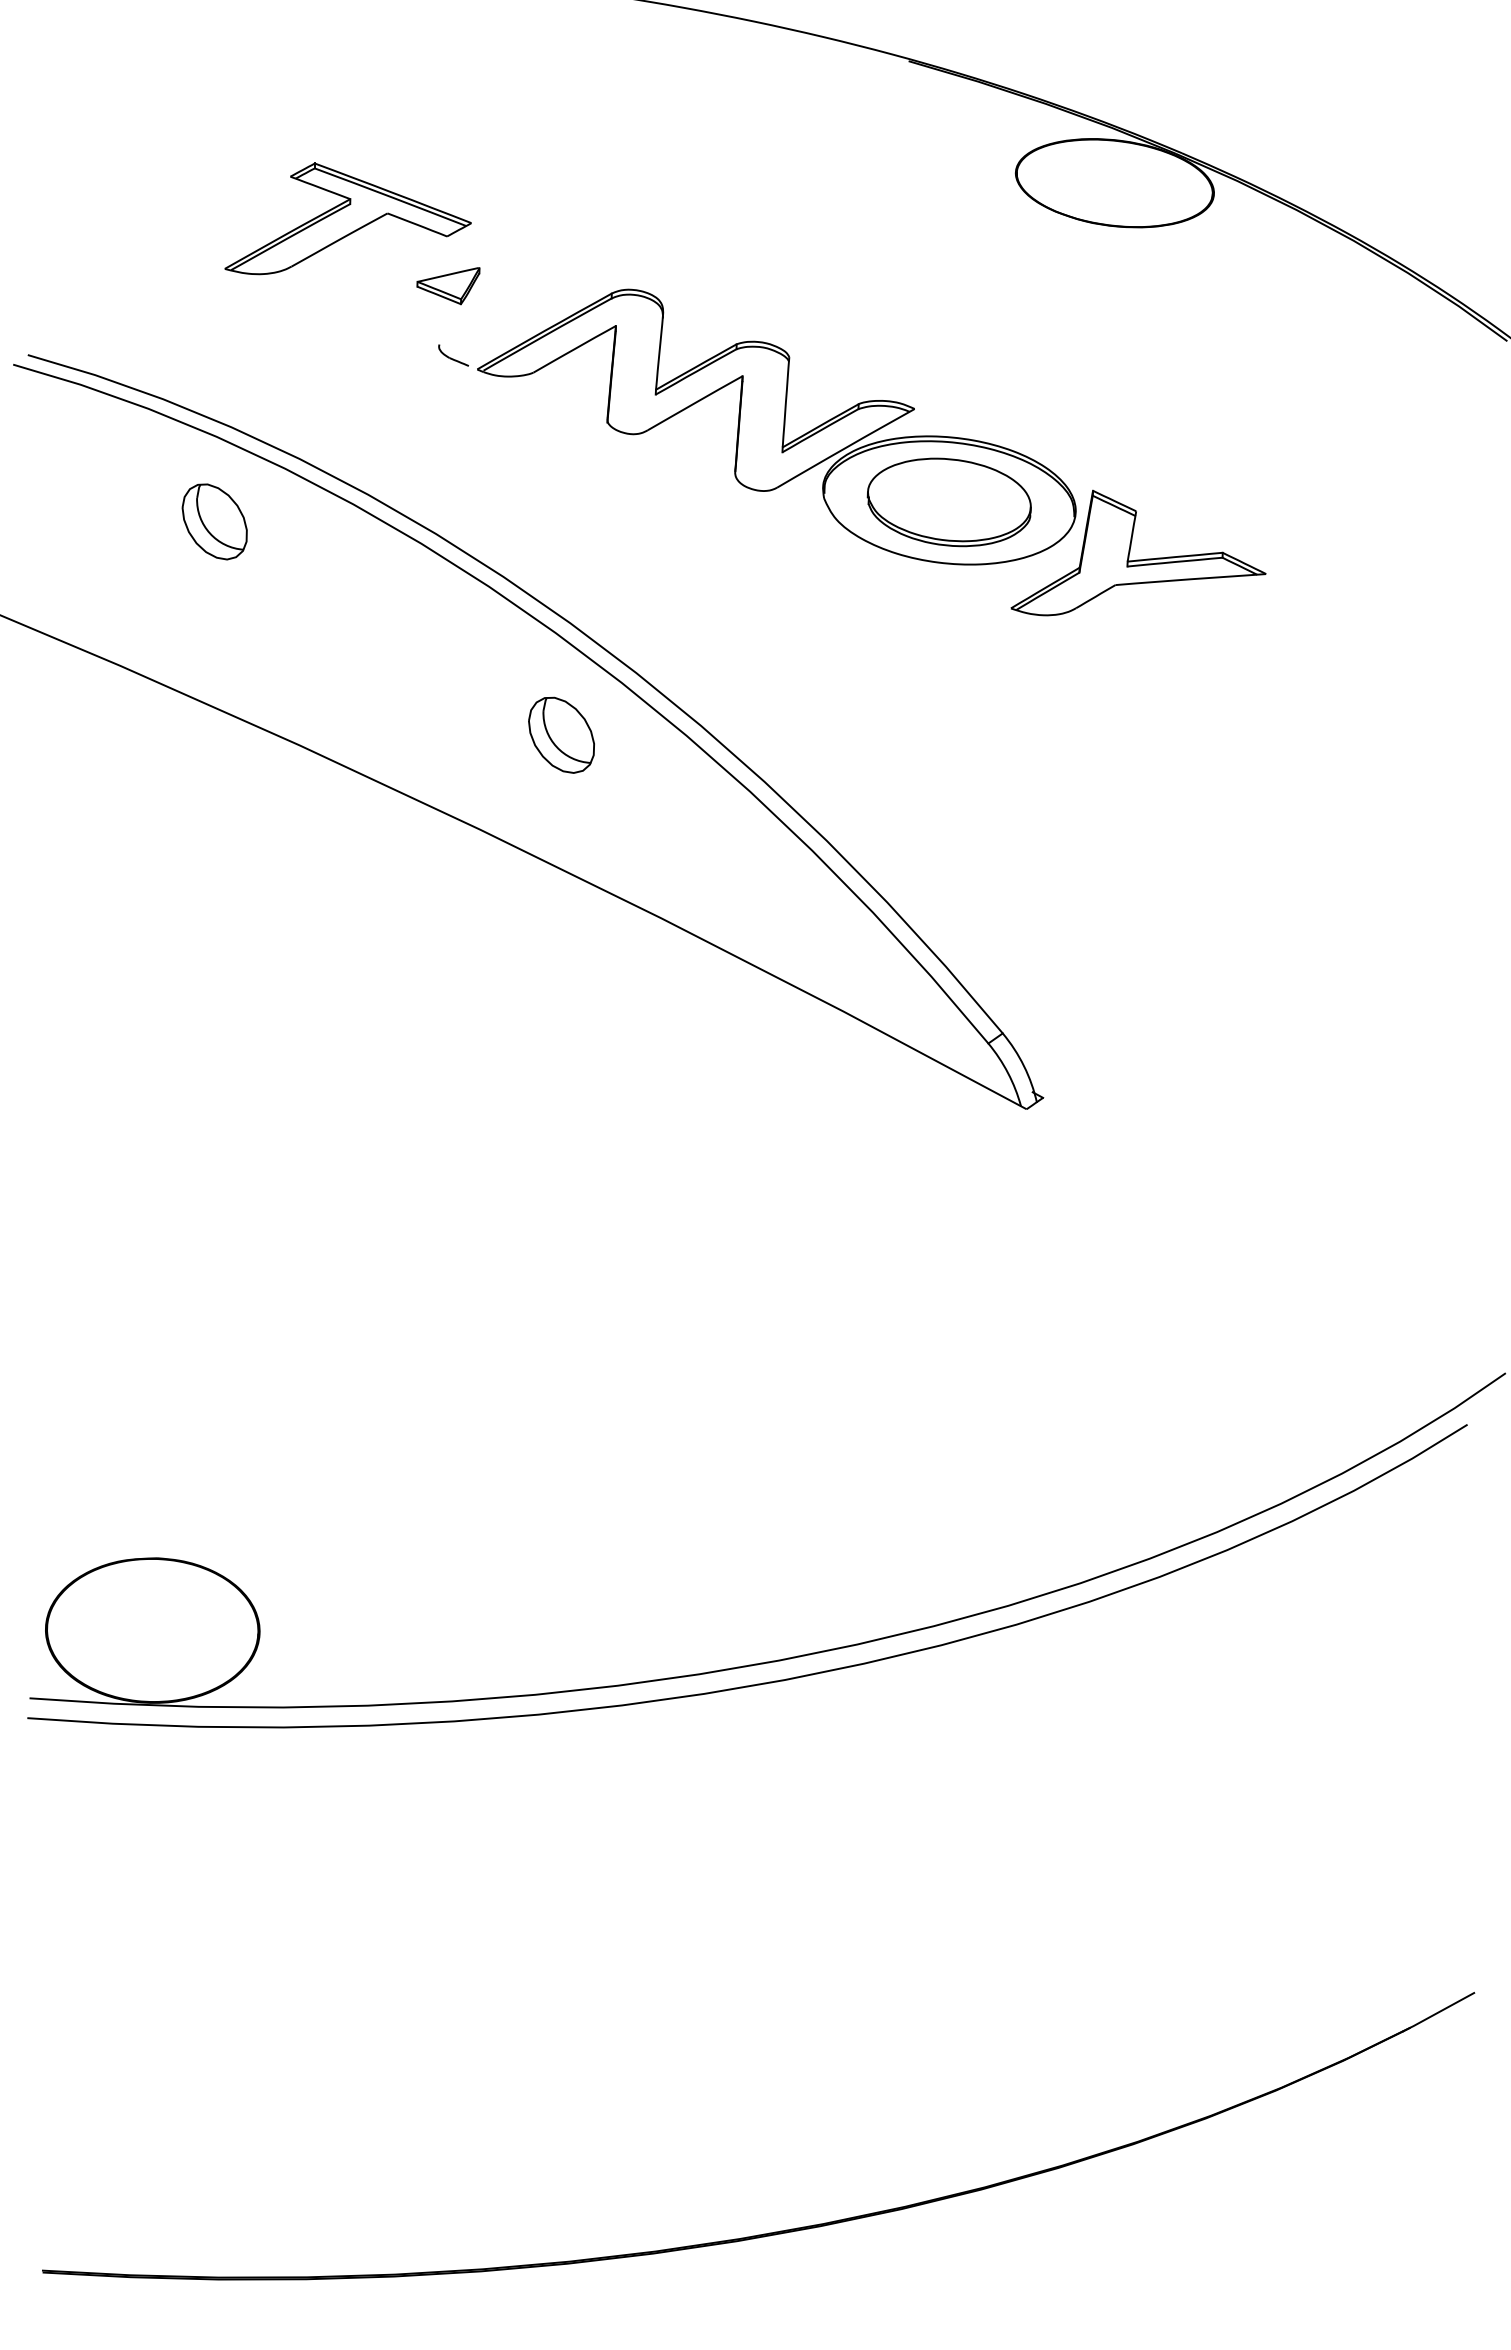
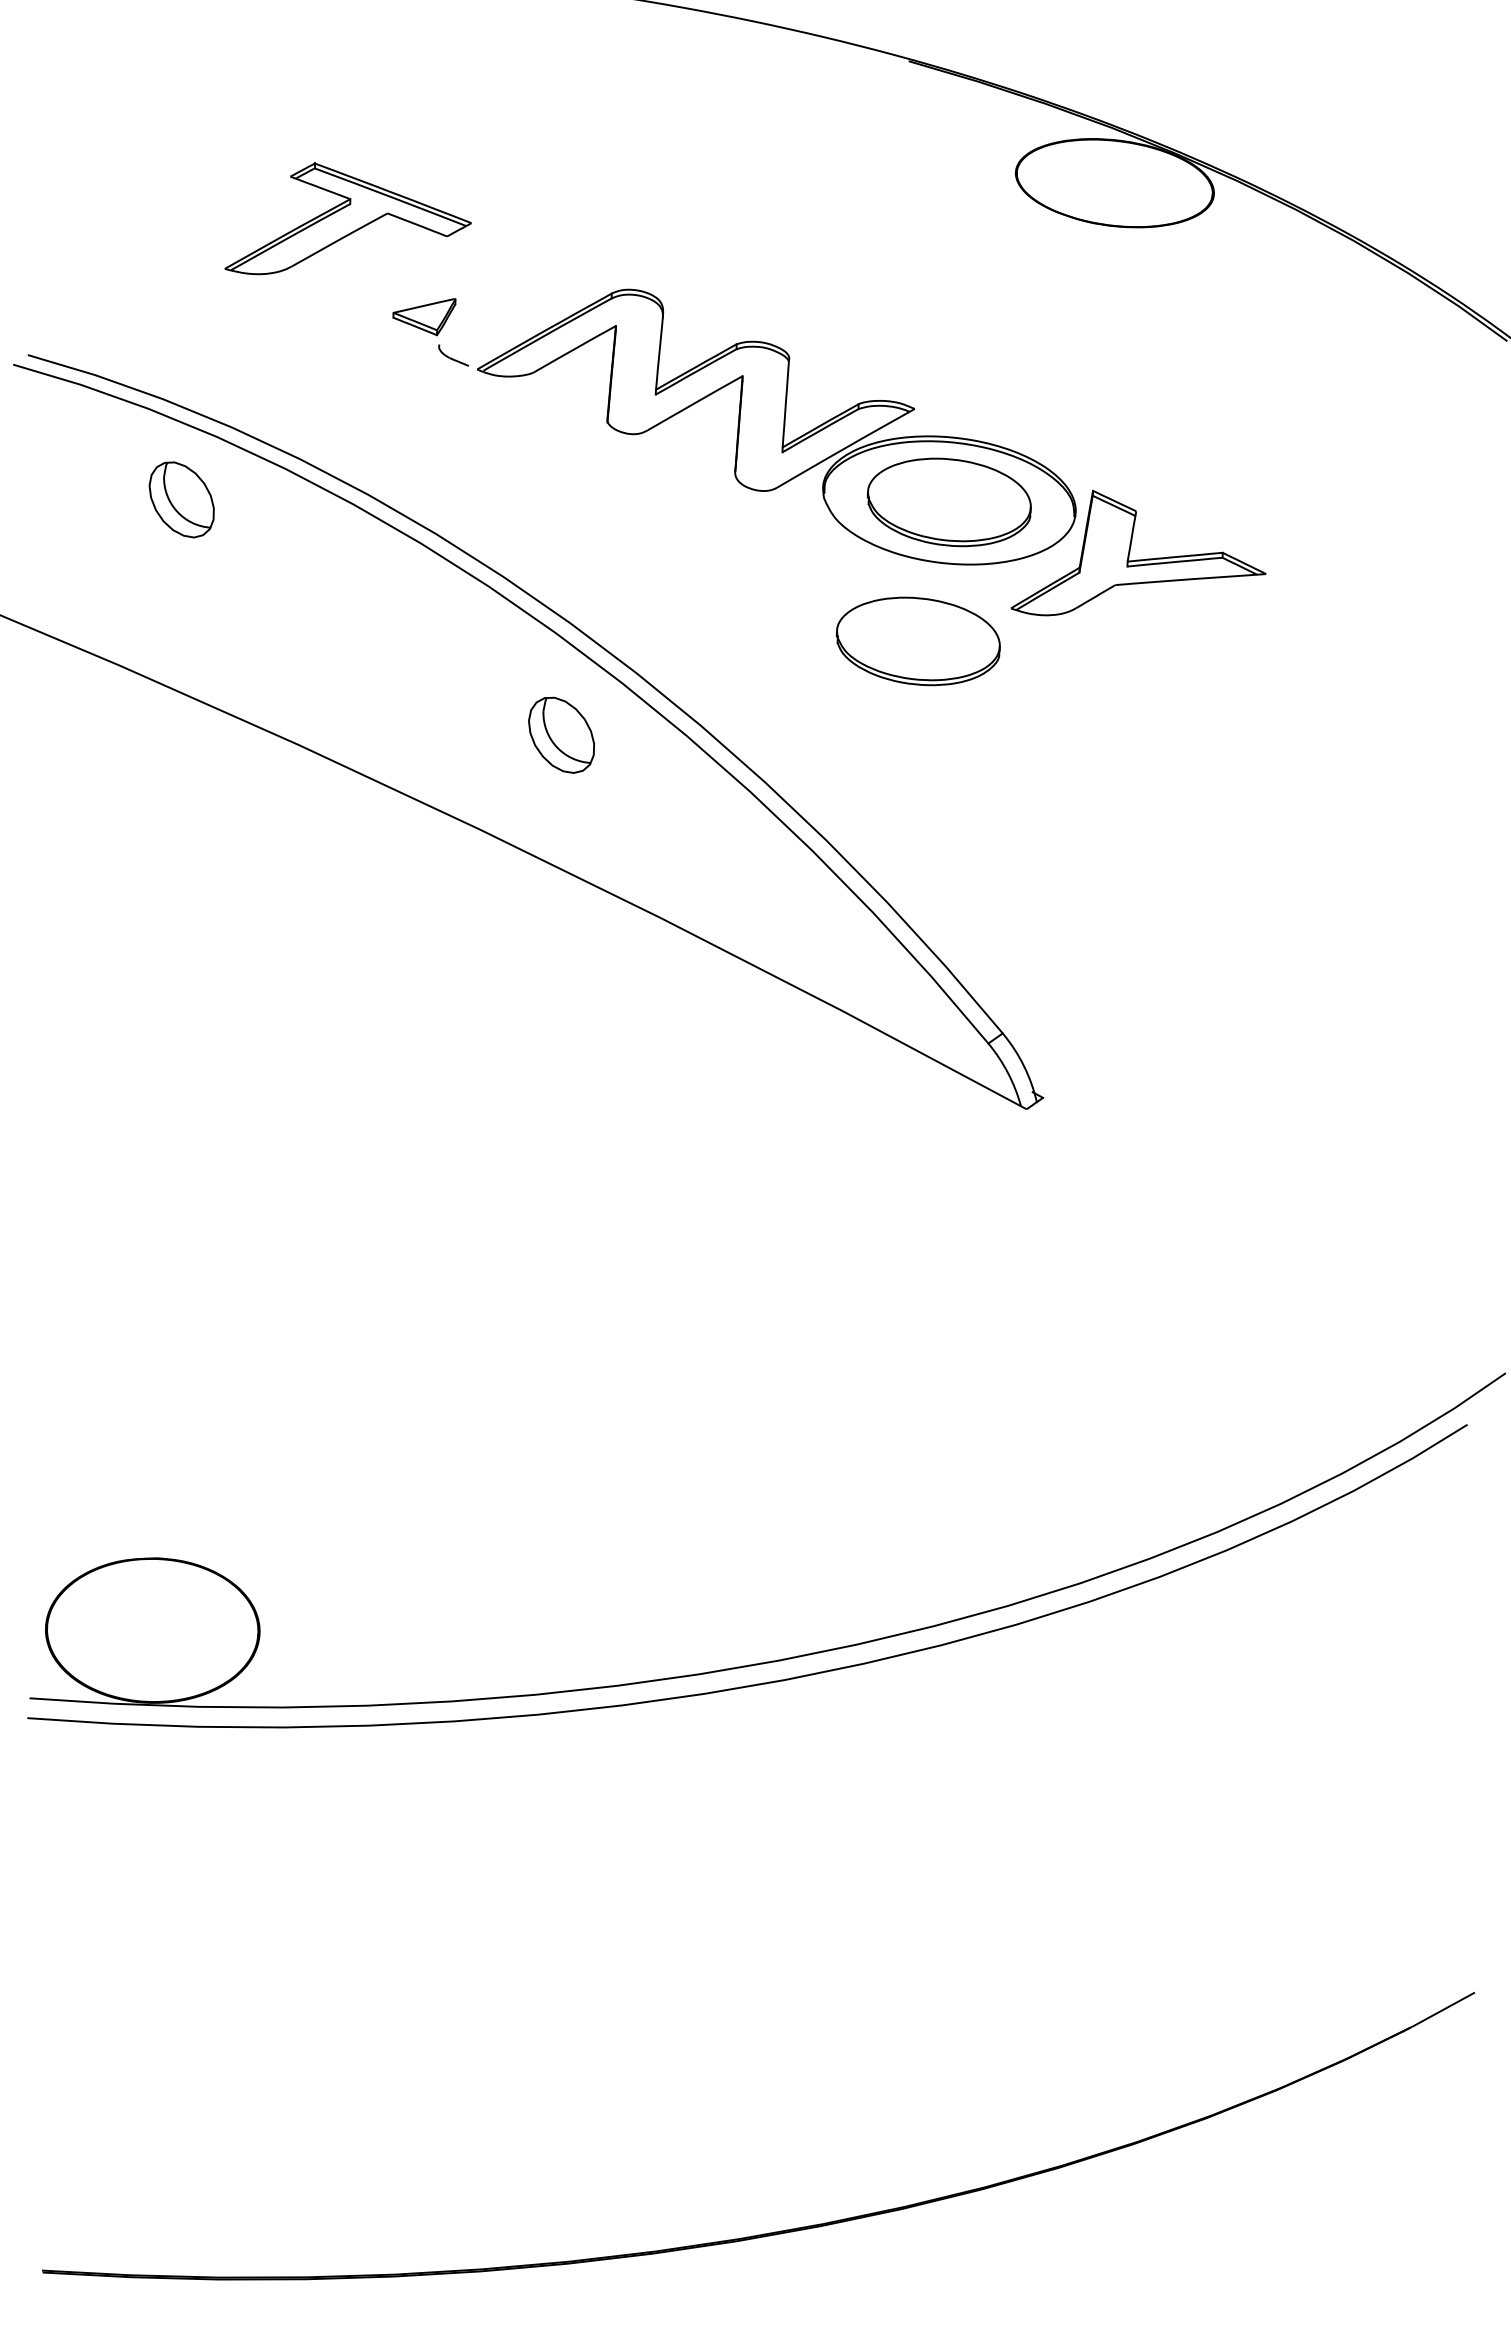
part position: (448, 286) -> (424, 317) (424, 317)
part position: (214, 521) -> (181, 499) (181, 499)
part: none -> present (917, 641)
